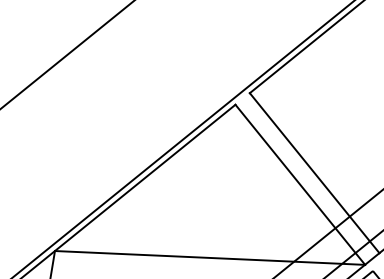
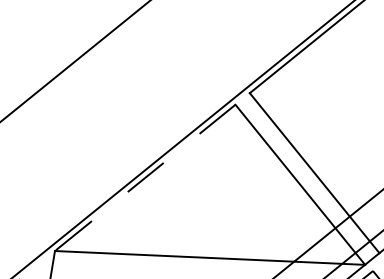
line position: (67, 54) -> (75, 61) (75, 61)
line: solid -> dashed (128, 191)
